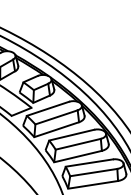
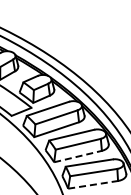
line: solid -> dashed (78, 156)
line: solid -> dashed (93, 184)
